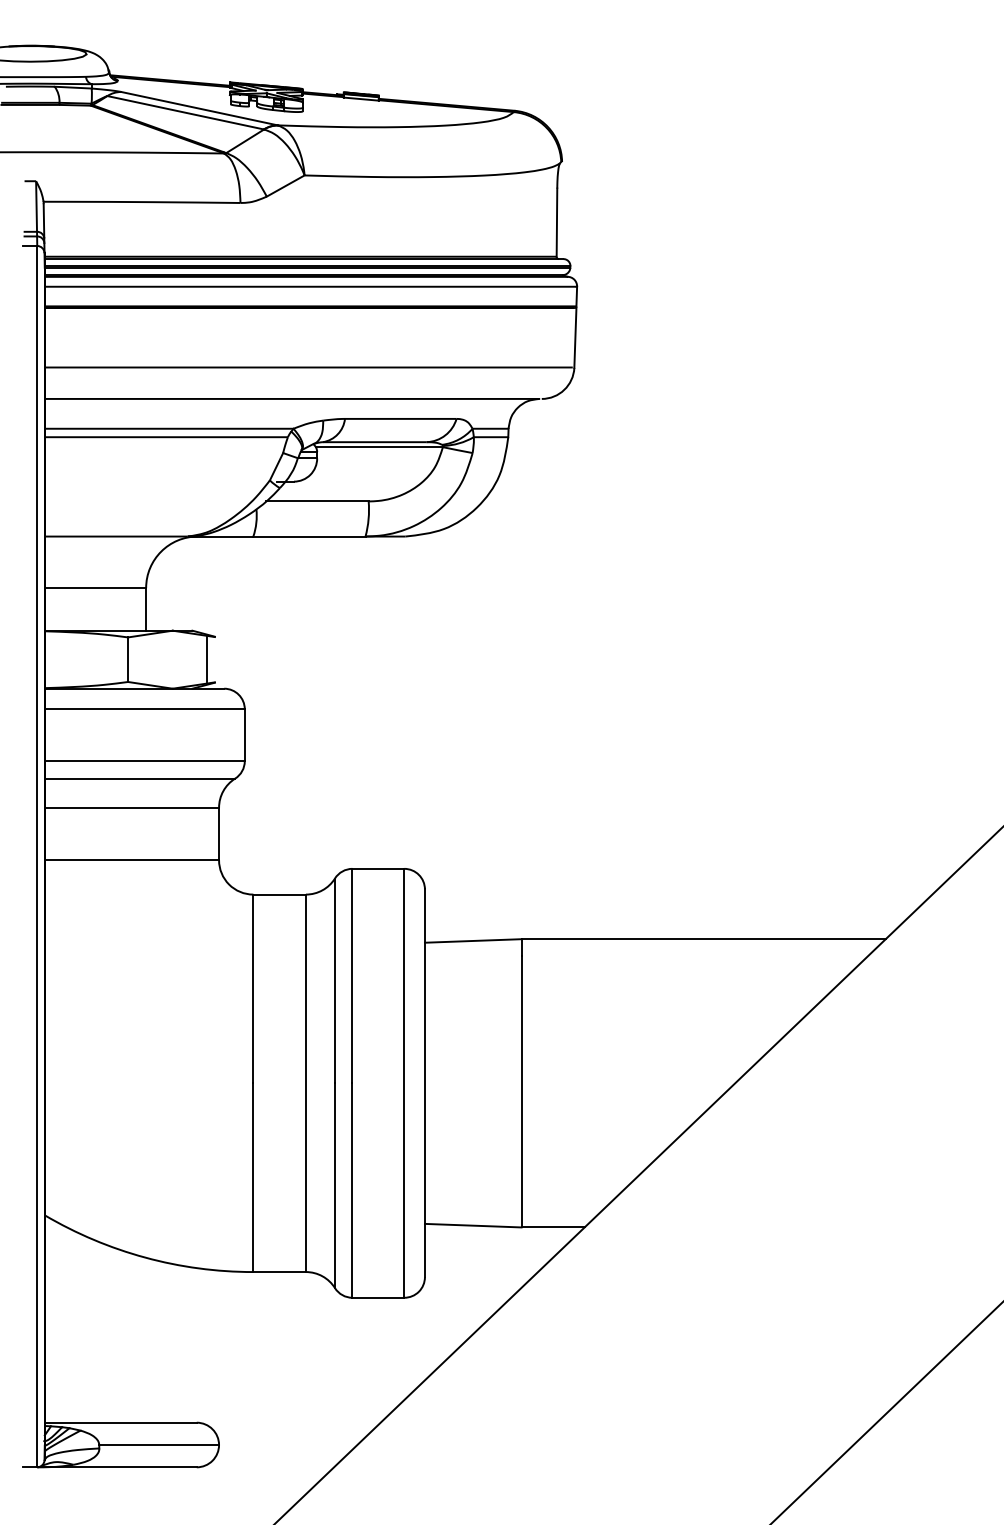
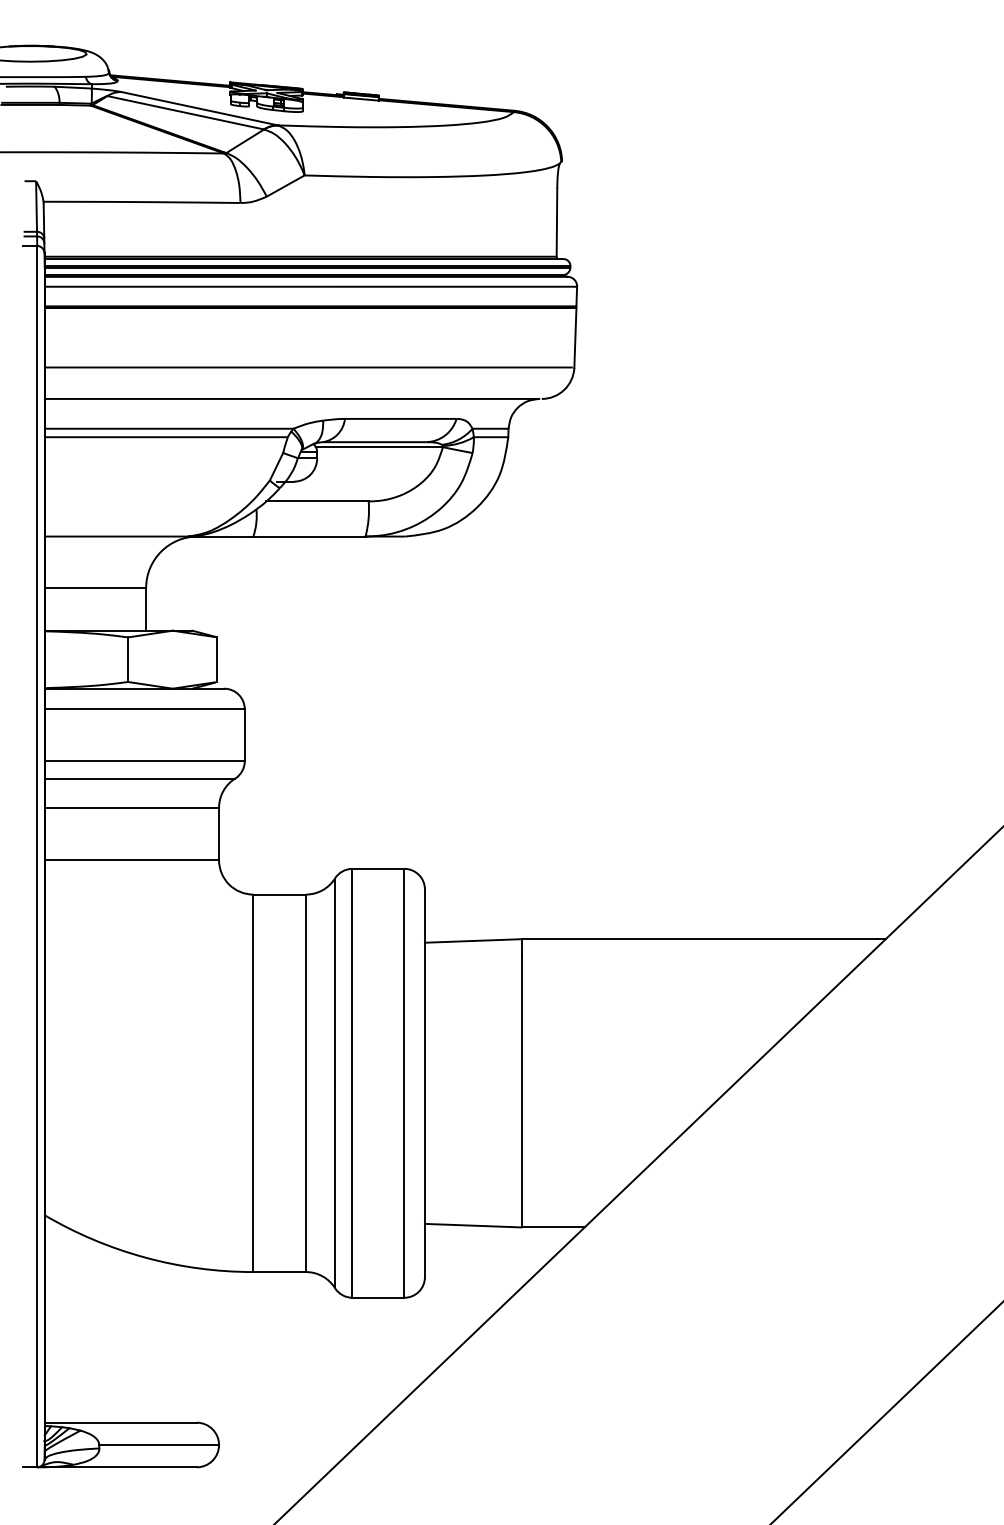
line position: (207, 659) -> (217, 659) (217, 659)
